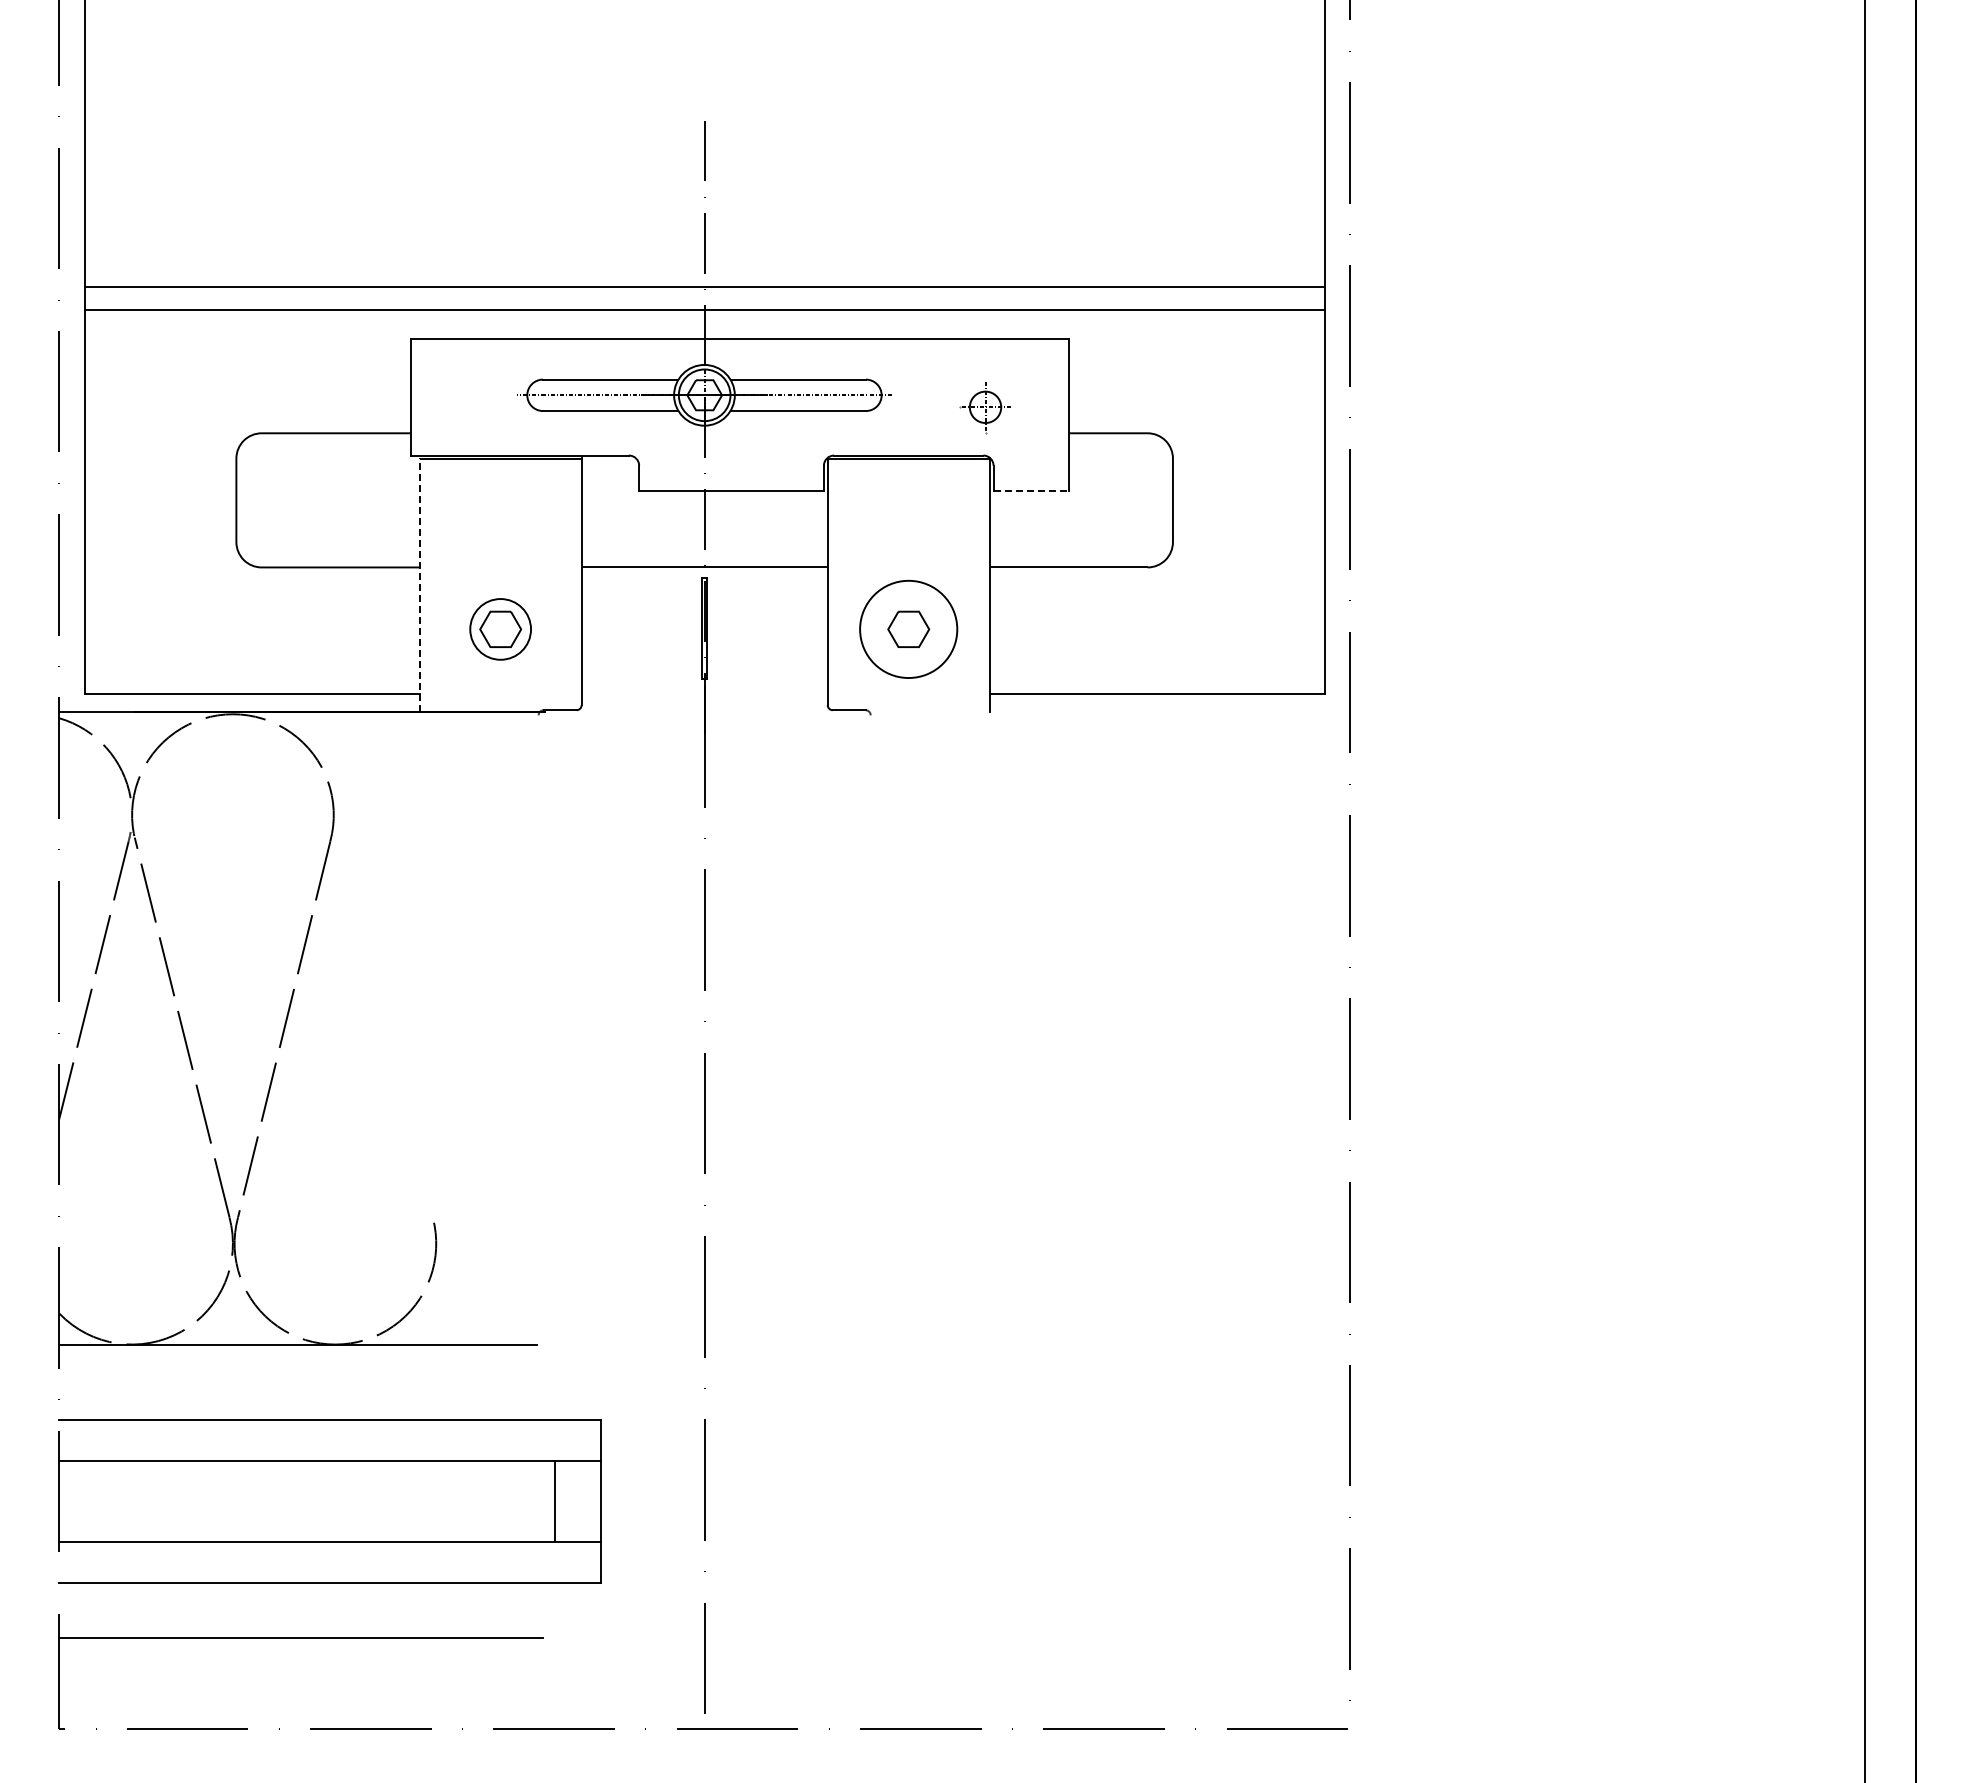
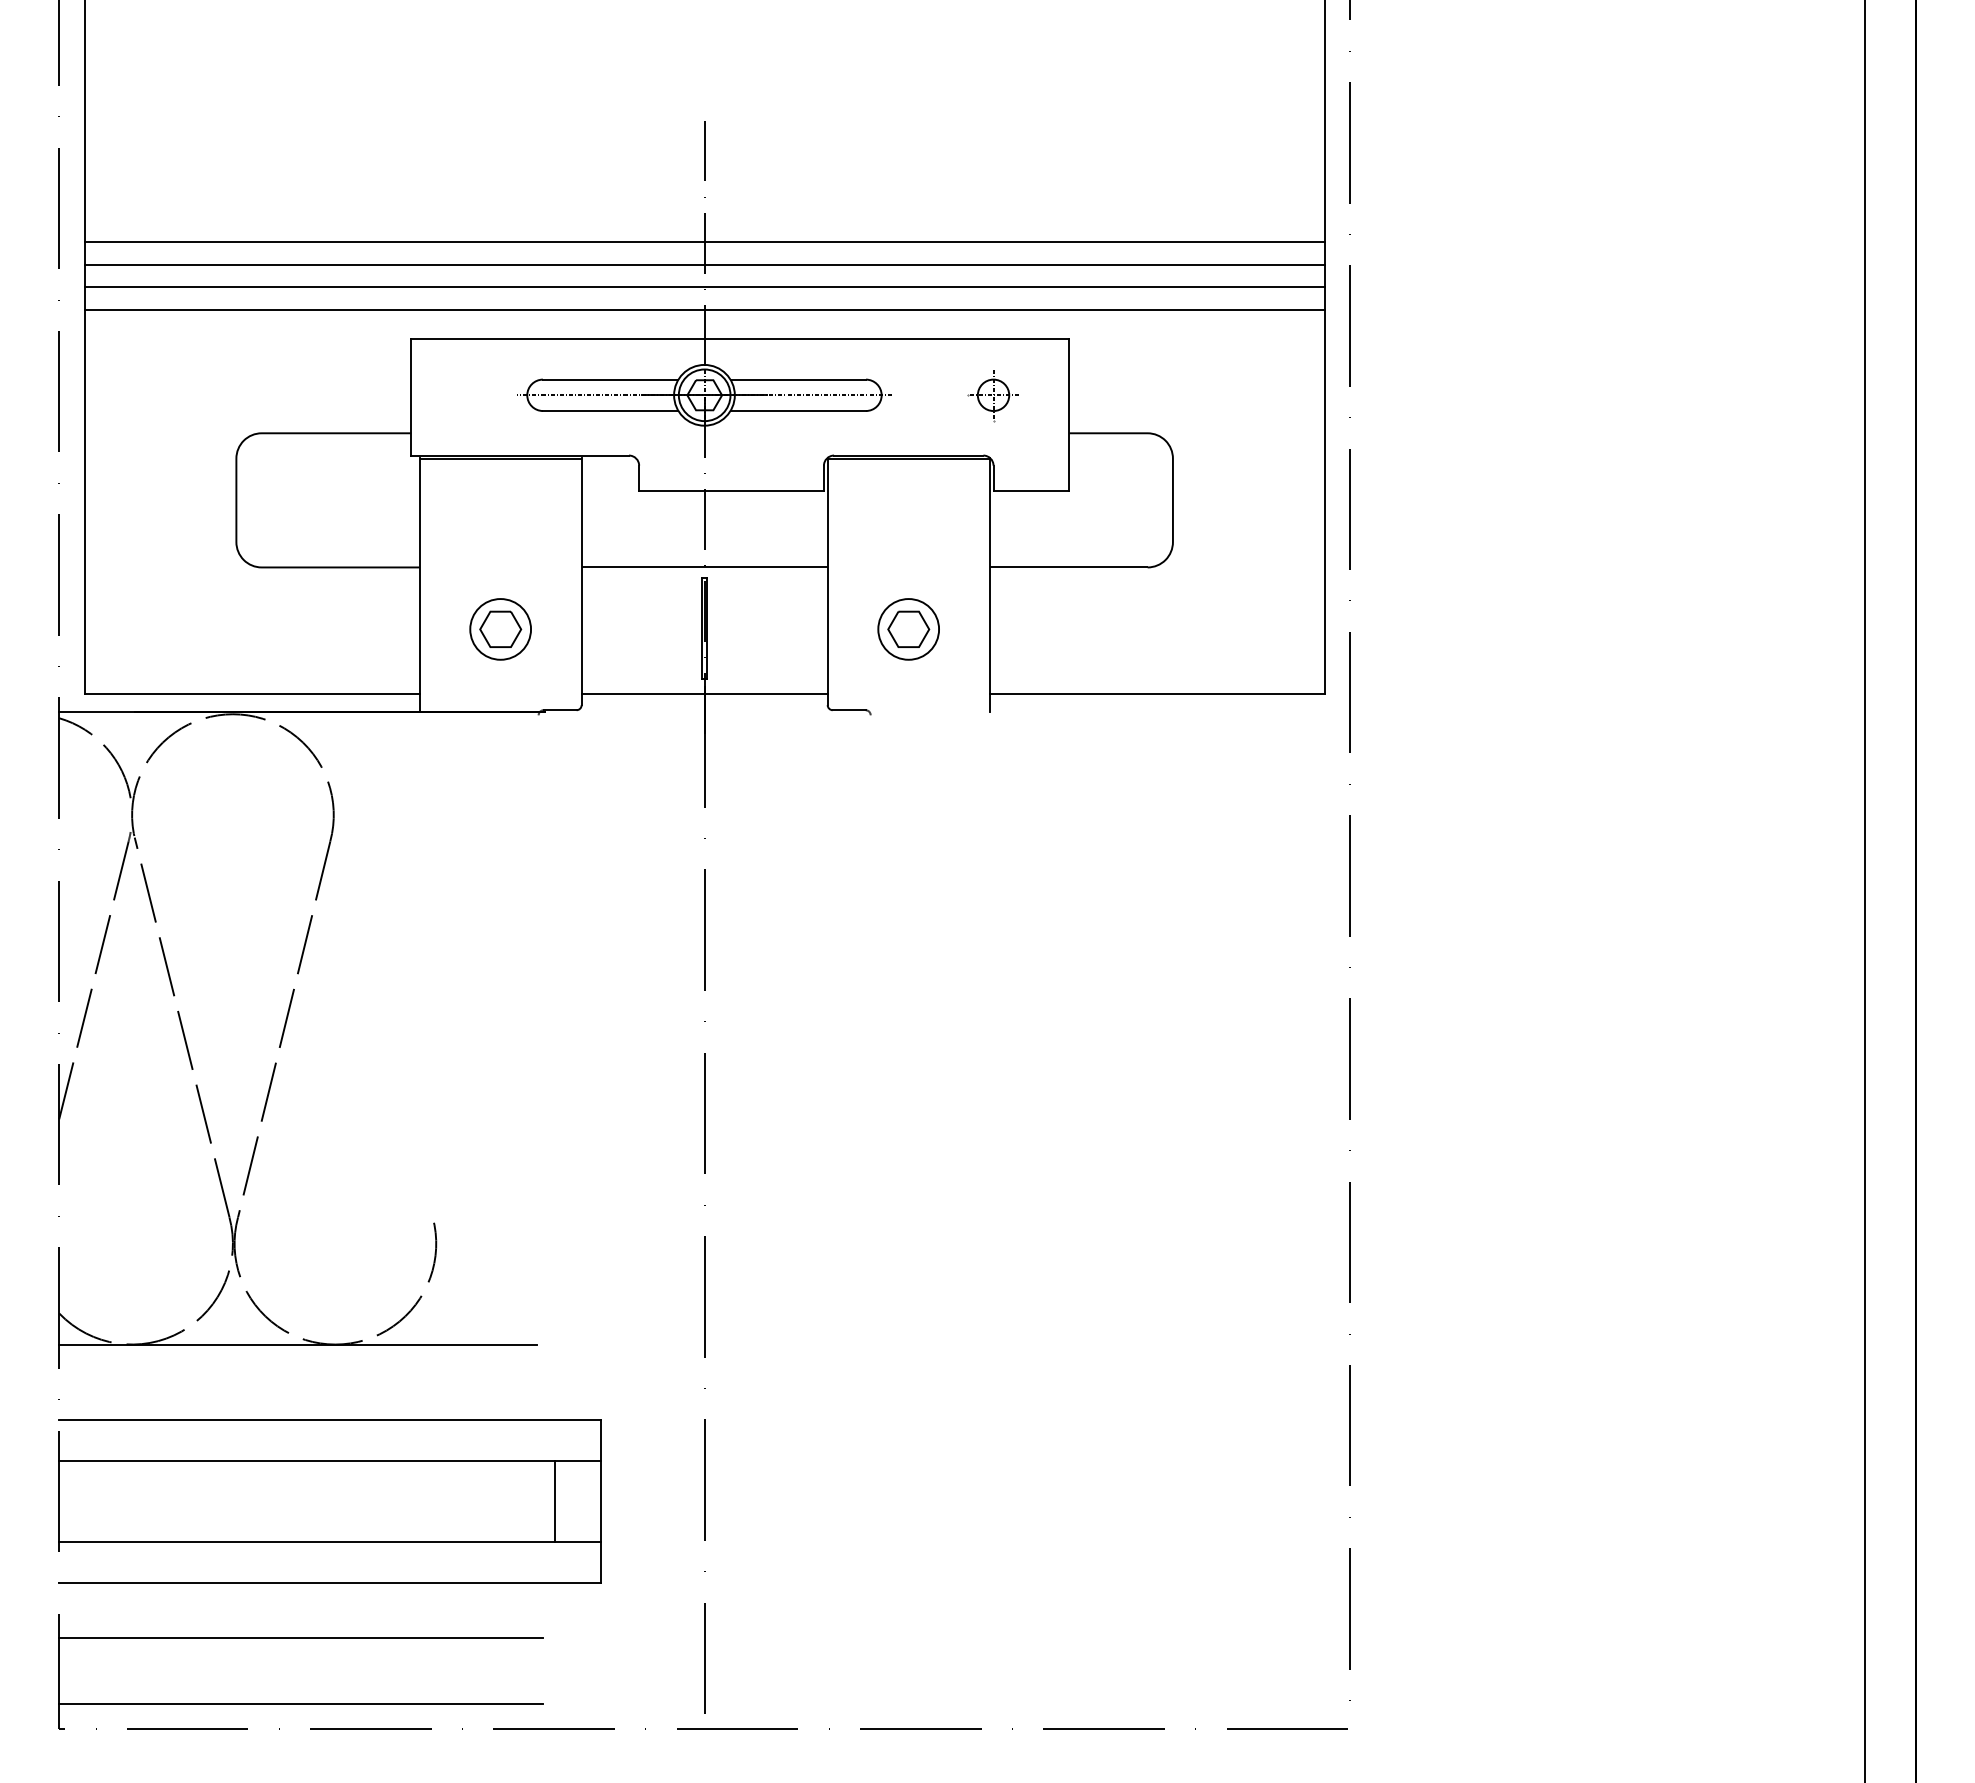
line: none -> present (704, 242)
line: none -> present (704, 265)
part position: (984, 408) -> (992, 396) (992, 396)
line: dashed -> solid (1031, 491)
line: dashed -> solid (419, 584)
circle diameter: 97 px -> 61 px (908, 629)
line: none -> present (704, 694)
line: none -> present (300, 1704)
